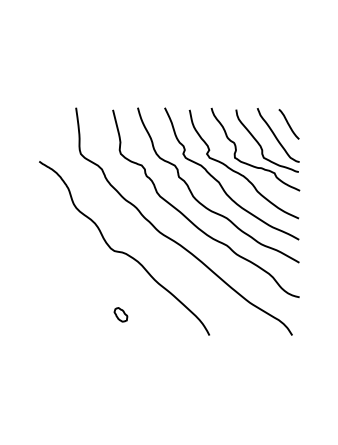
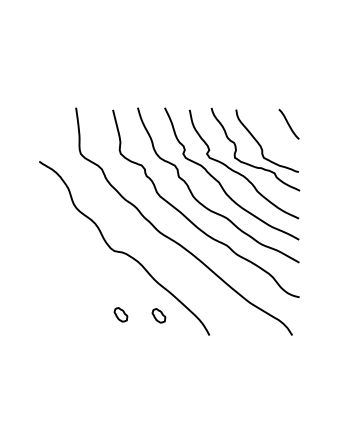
curve: present -> none (276, 136)
part: none -> present (158, 315)
